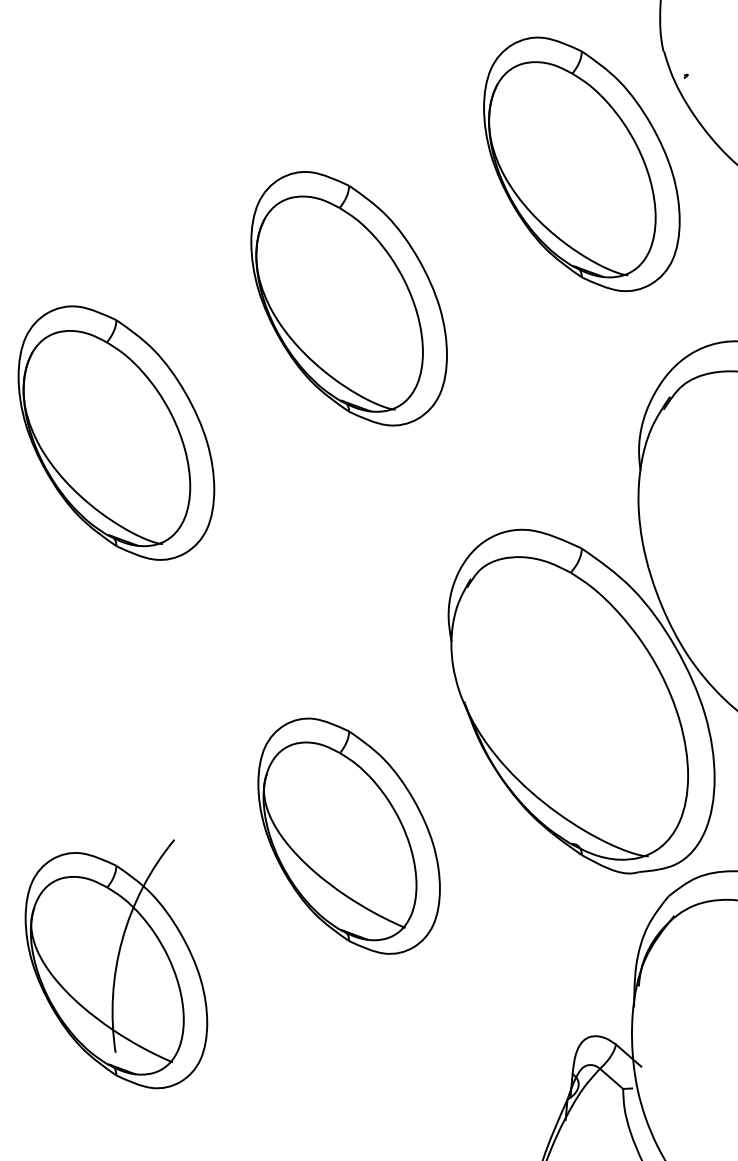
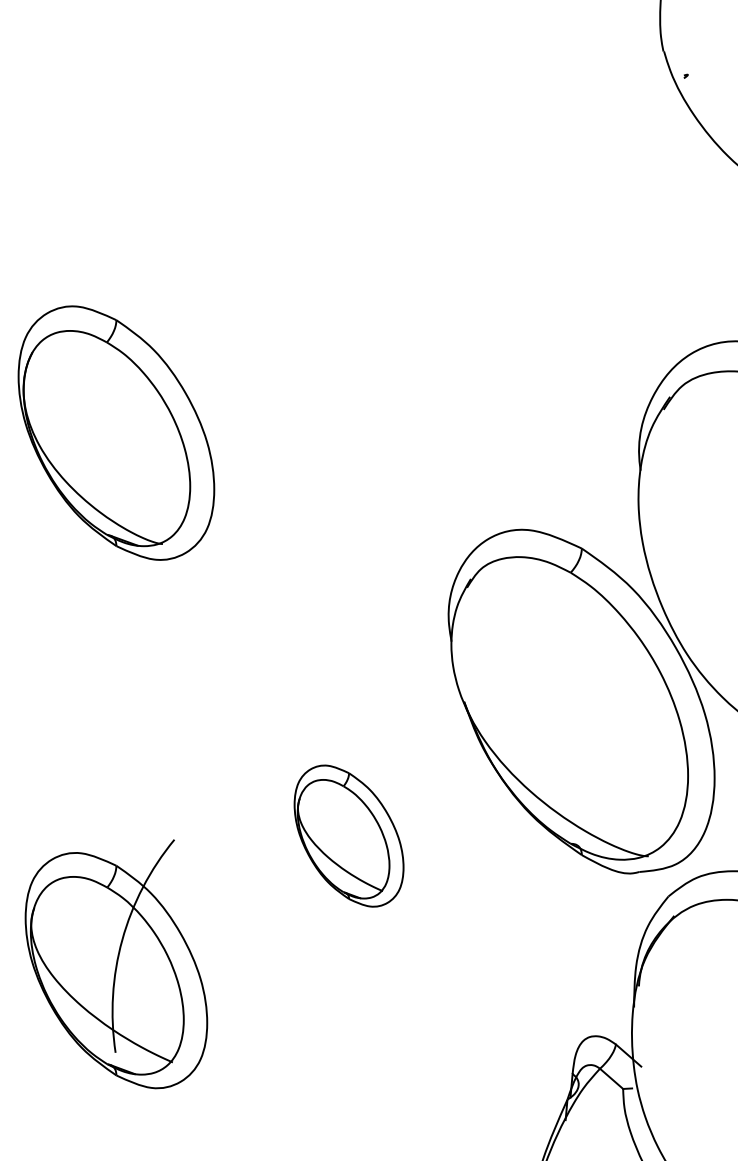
part: present -> none (581, 164)
part: present -> none (348, 298)
part size: 184x238 px -> 112x144 px (348, 835)
